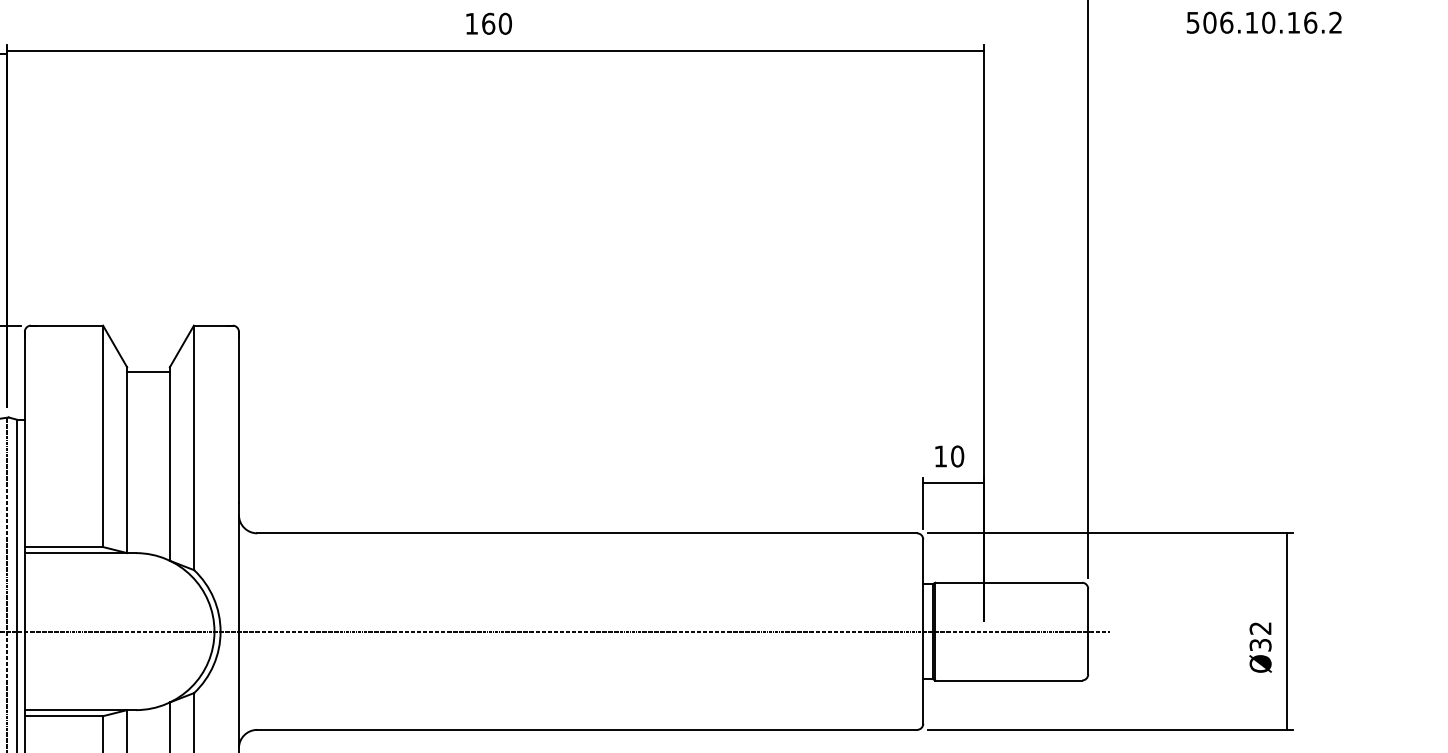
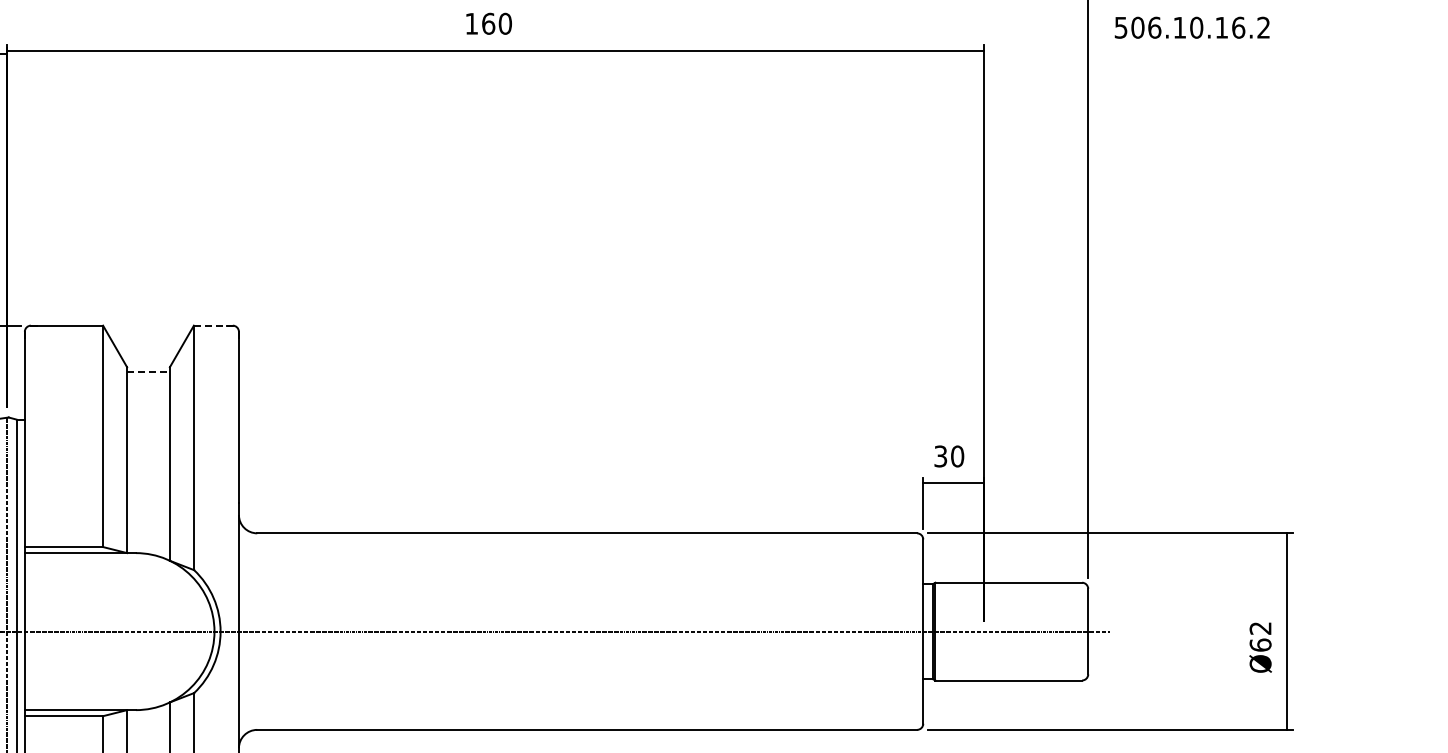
text position: (1263, 22) -> (1191, 27) (1191, 27)
line: solid -> dashed (213, 325)
line: solid -> dashed (149, 371)
text: 10 -> 30 (940, 456)
text: Ø32 -> Ø62 (1260, 644)
